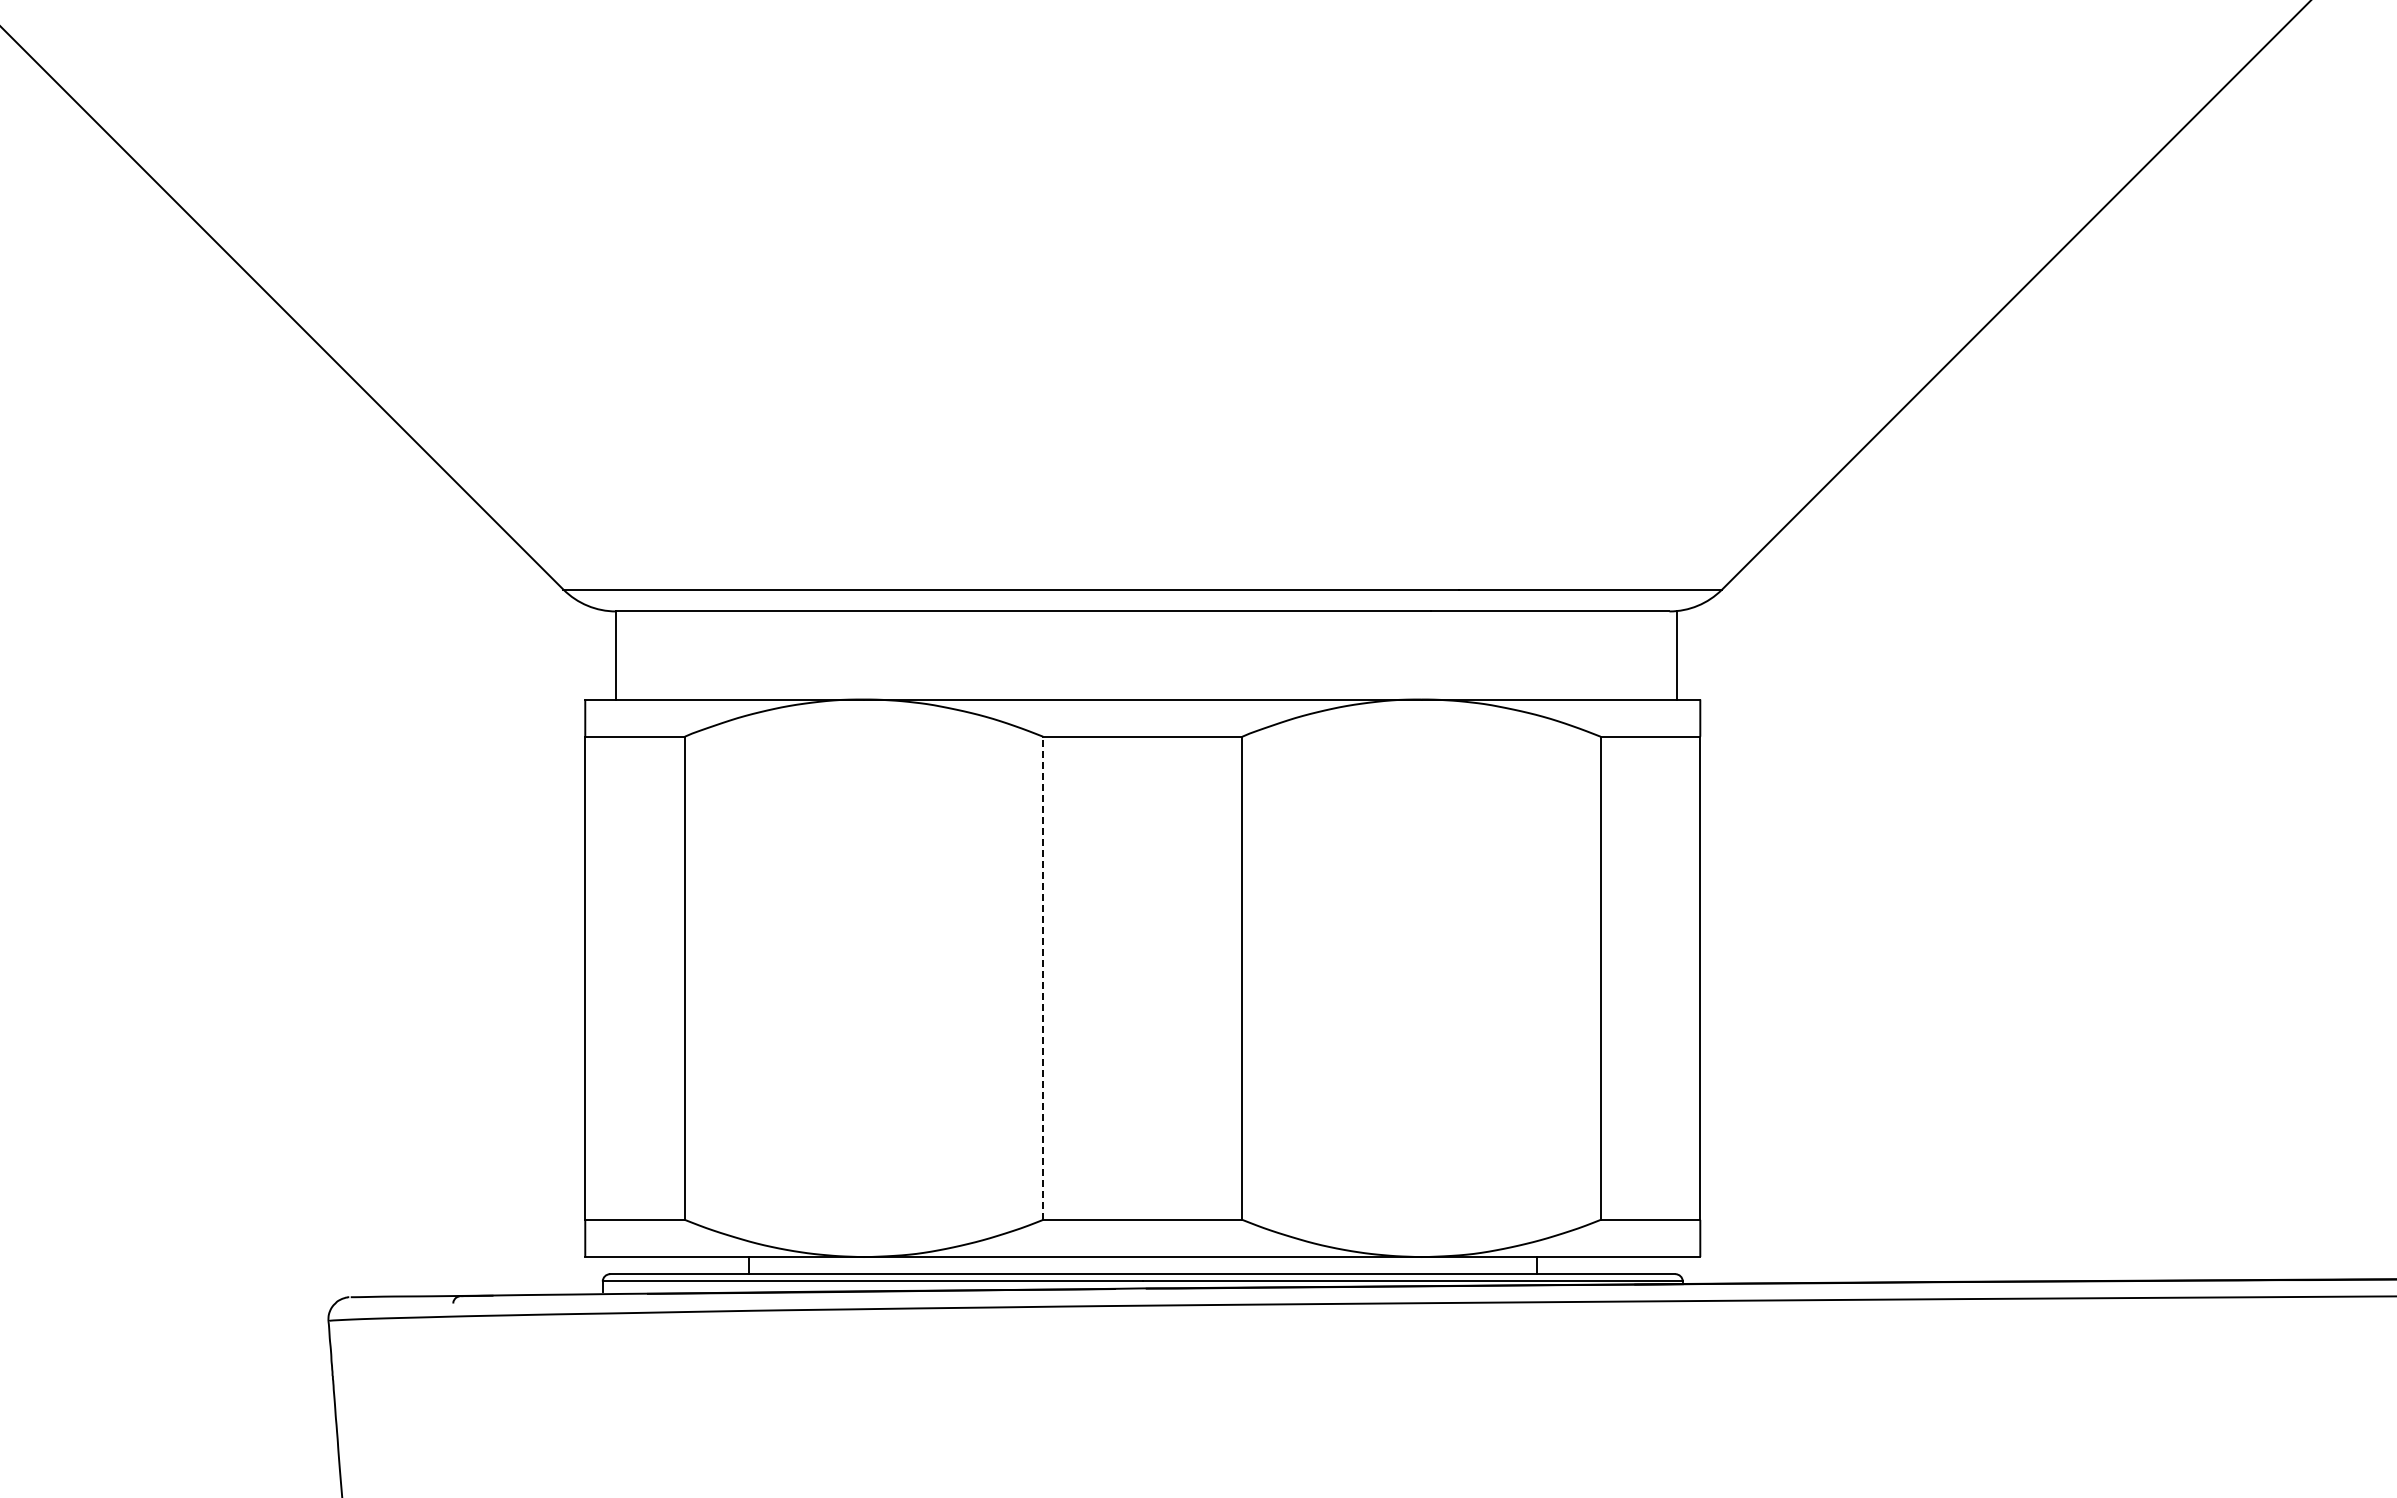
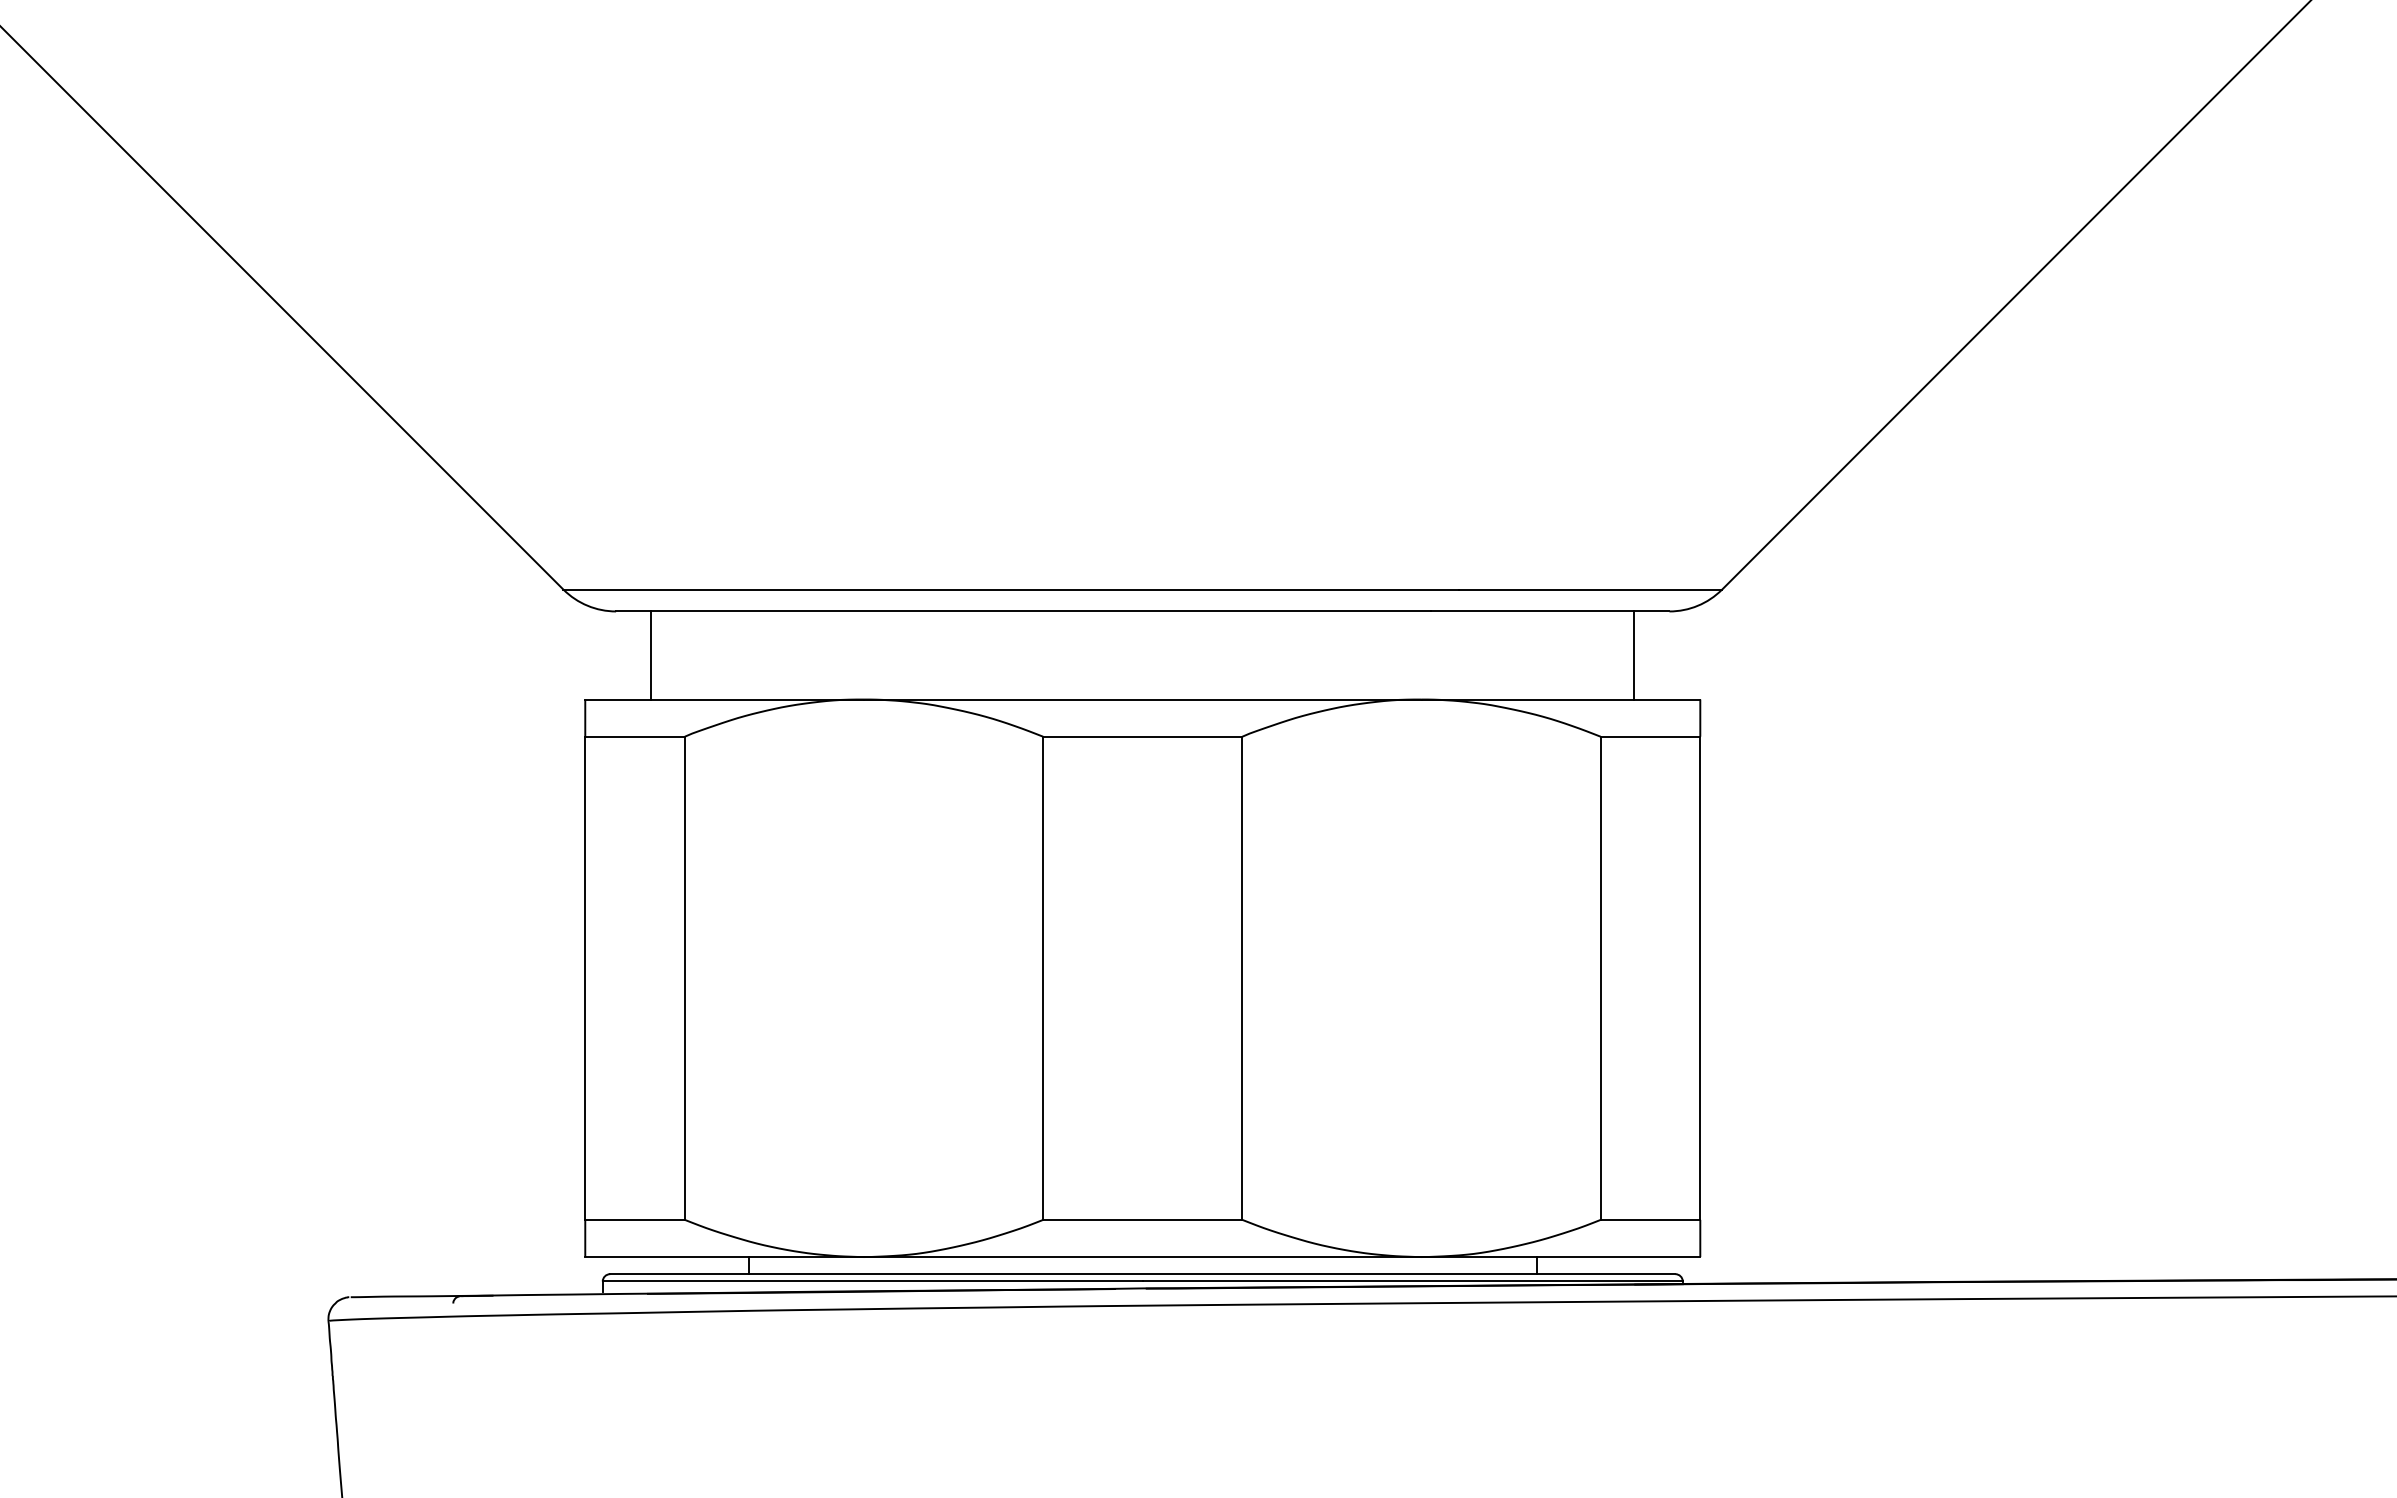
line position: (616, 655) -> (651, 655) (651, 655)
line position: (1677, 655) -> (1634, 655) (1634, 655)
line: dashed -> solid (1043, 978)
